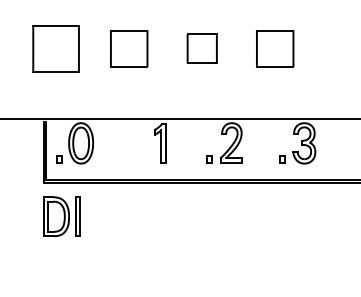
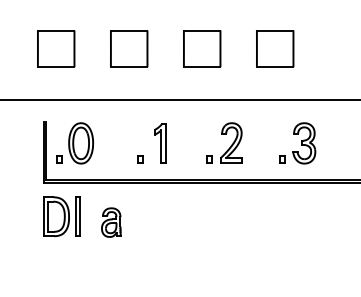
part size: 48x48 px -> 39x38 px (56, 48)
part size: 32x31 px -> 39x38 px (202, 48)
line position: (179, 118) -> (179, 99) (179, 99)
part: none -> present (140, 159)
part: none -> present (111, 222)
